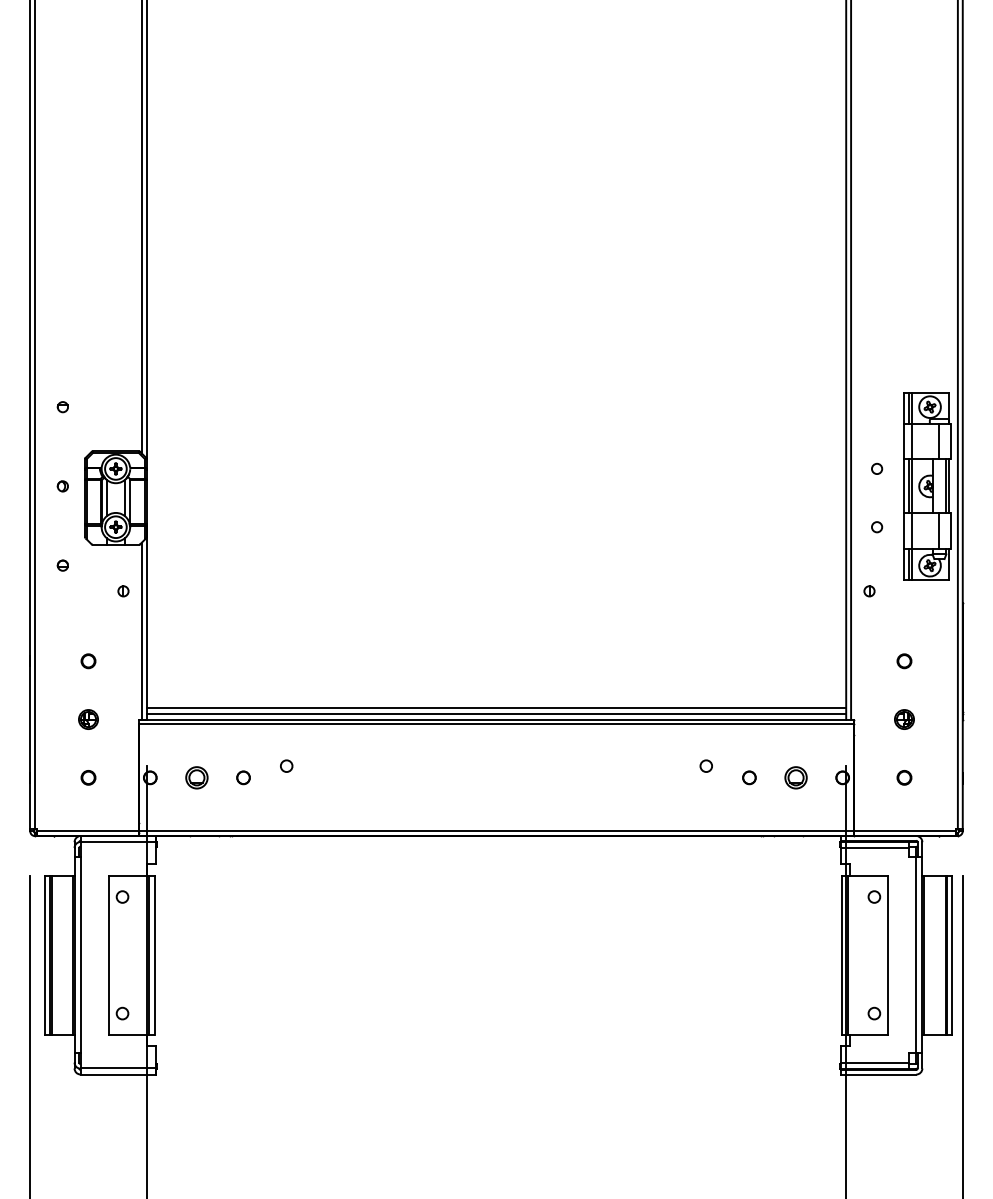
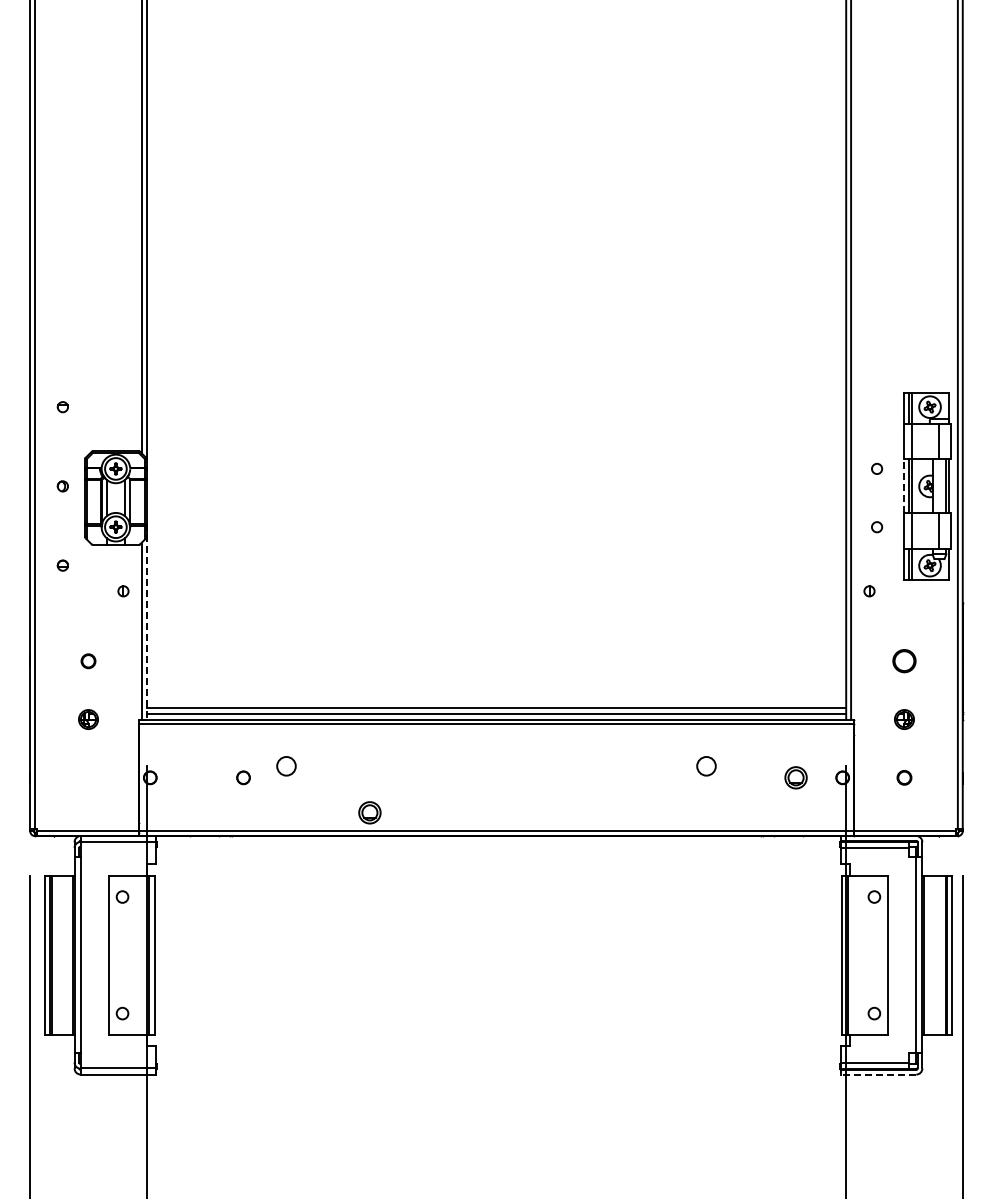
line: solid -> dashed (904, 485)
line: solid -> dashed (146, 621)
part size: 17x17 px -> 25x25 px (904, 661)
circle size: 14x14 px -> 21x21 px (286, 766)
circle size: 14x14 px -> 21x21 px (706, 766)
part: present -> none (88, 777)
part position: (196, 777) -> (369, 812) (369, 812)
part: present -> none (749, 777)
line: solid -> dashed (878, 1074)
